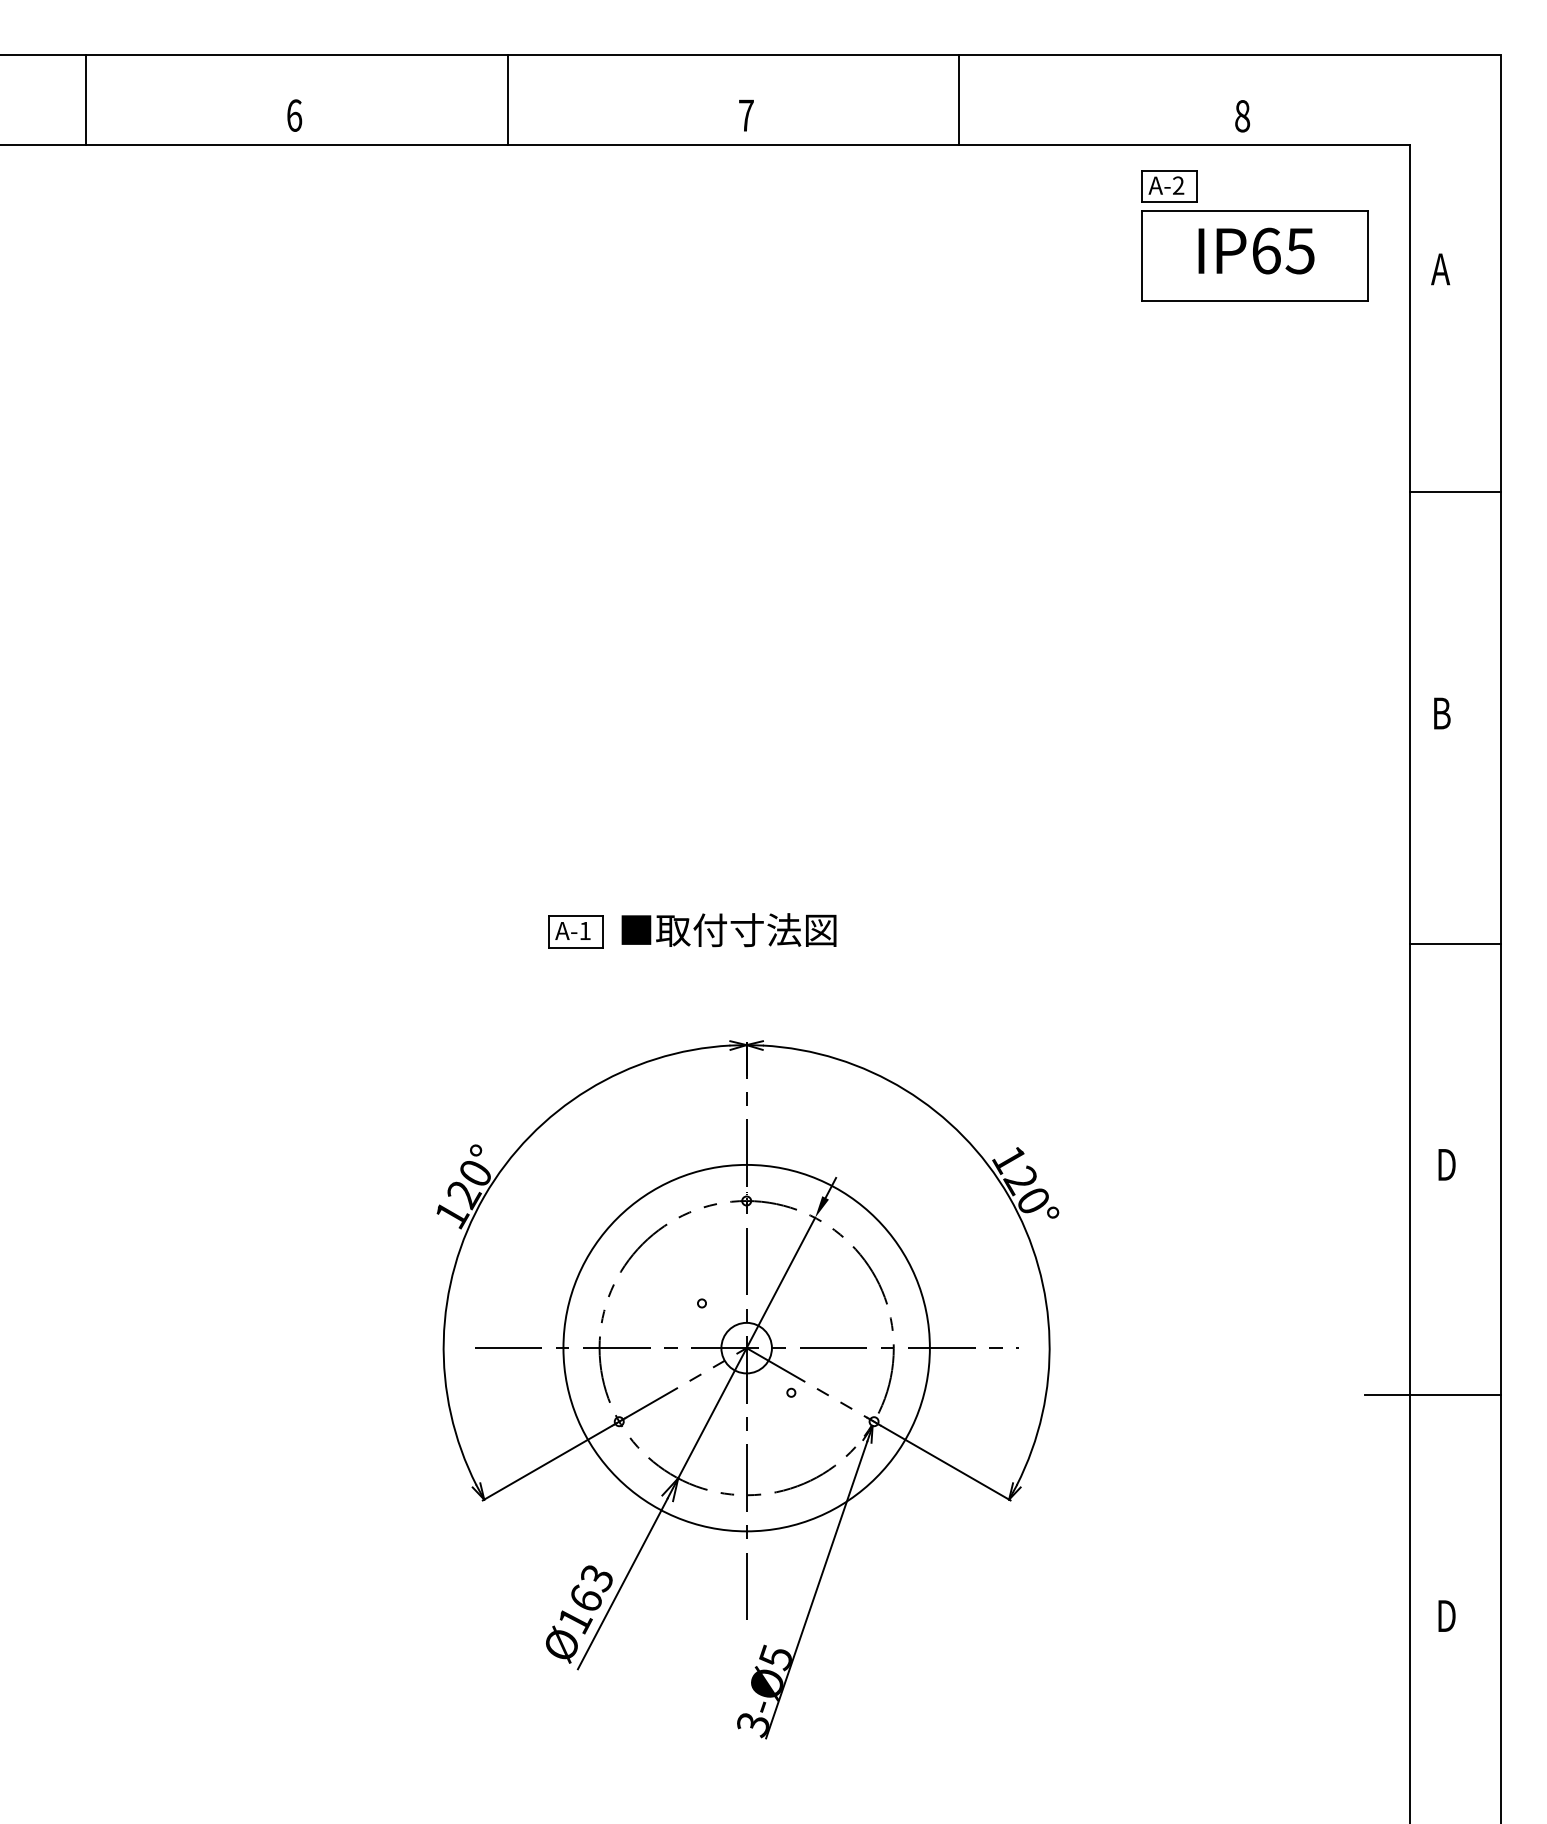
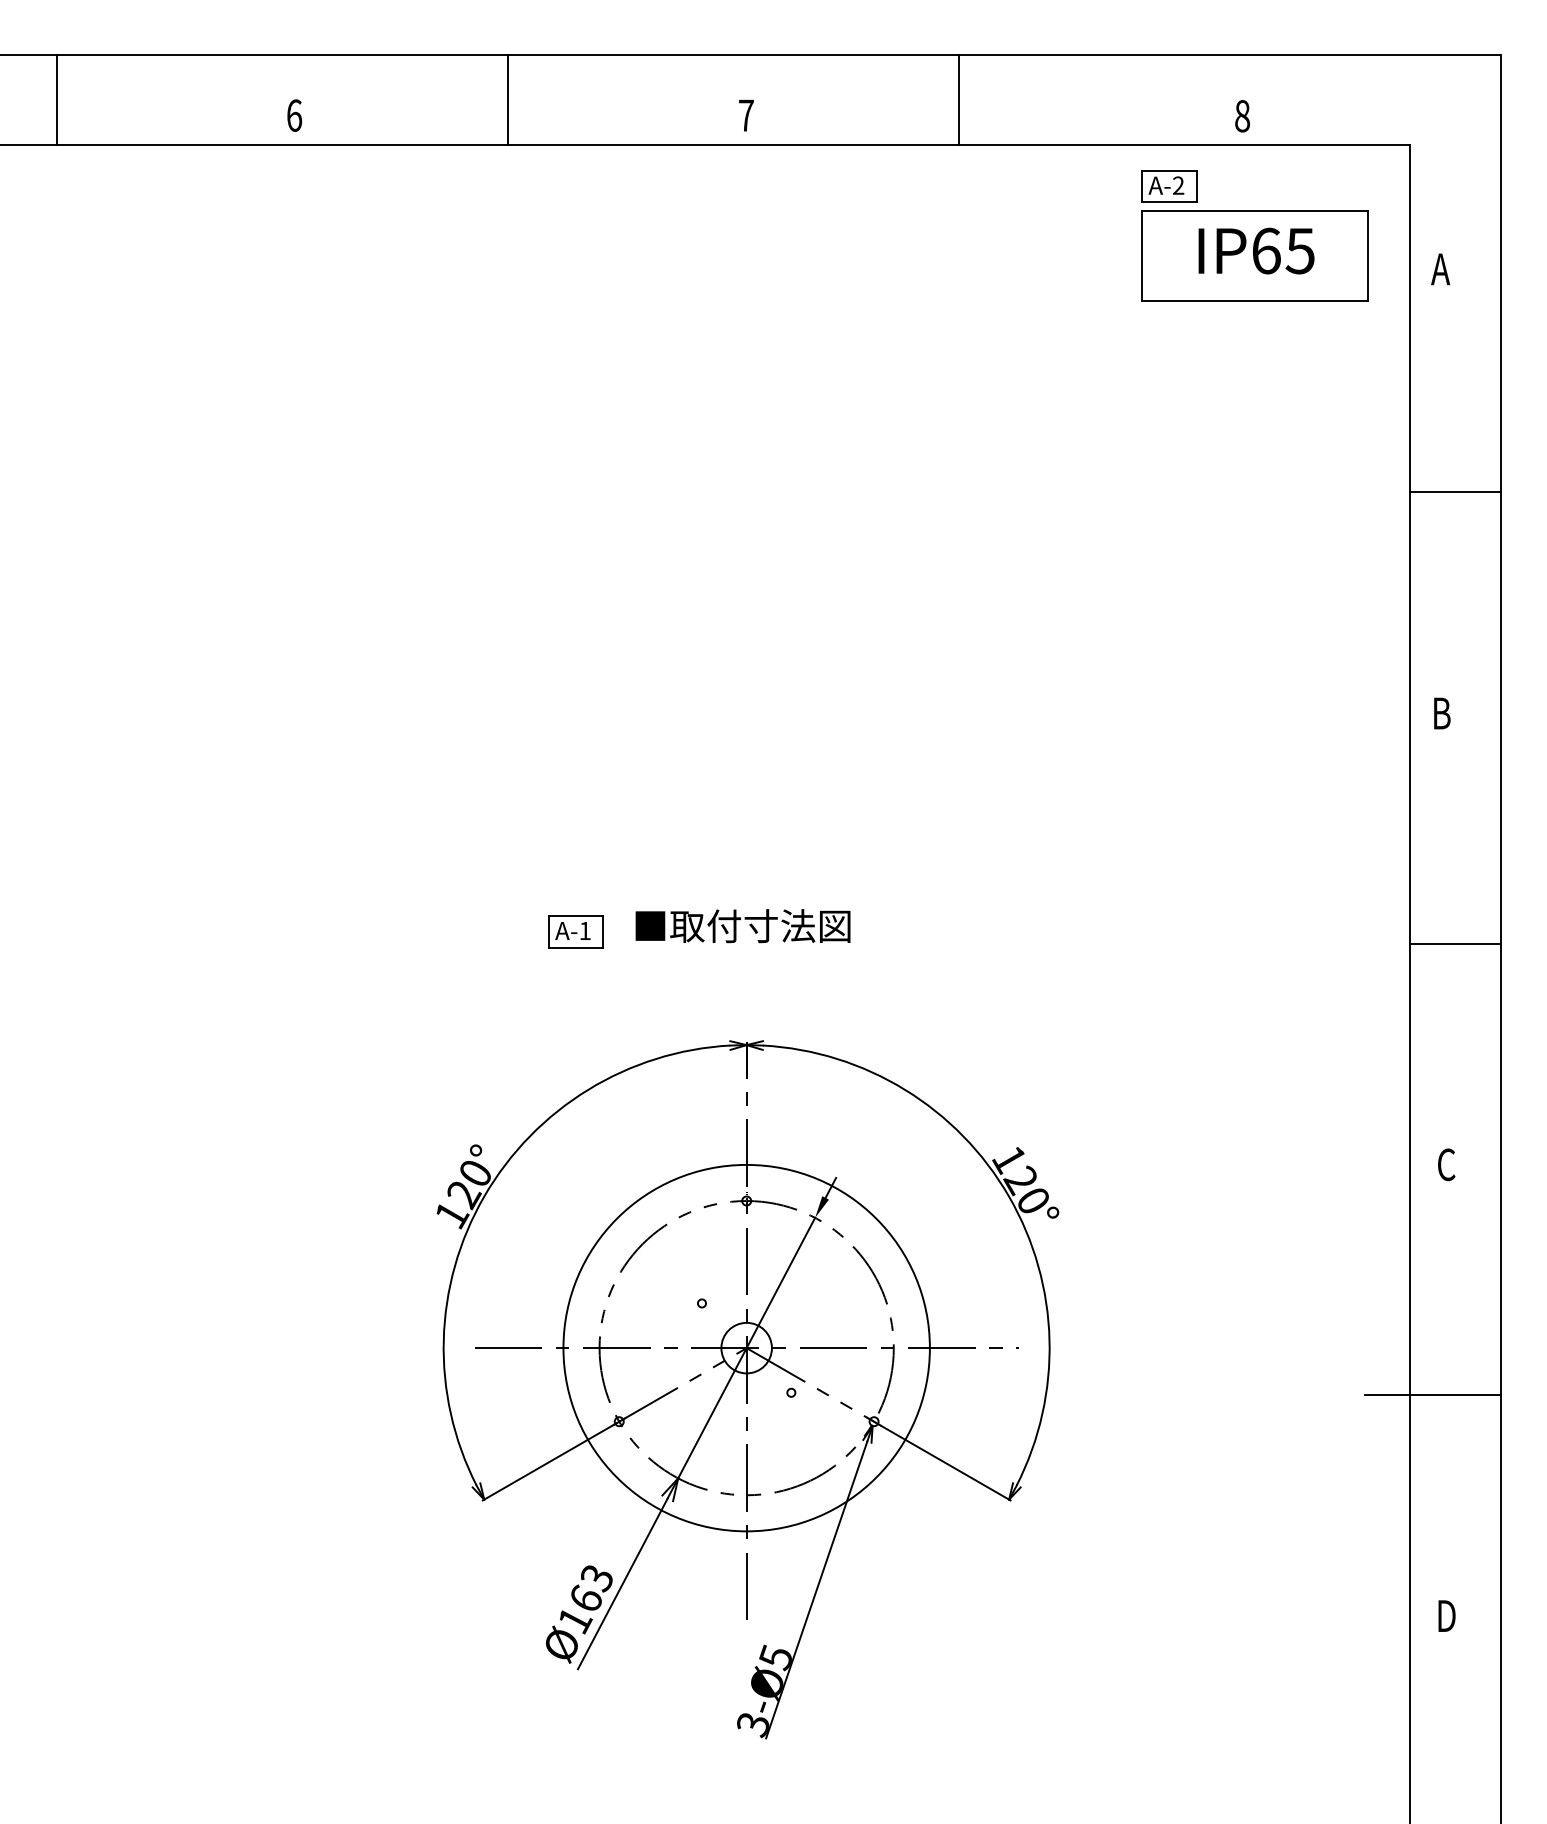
line position: (85, 99) -> (56, 99) (56, 99)
text position: (728, 930) -> (742, 926) (742, 926)
text: D -> C (1446, 1164)
